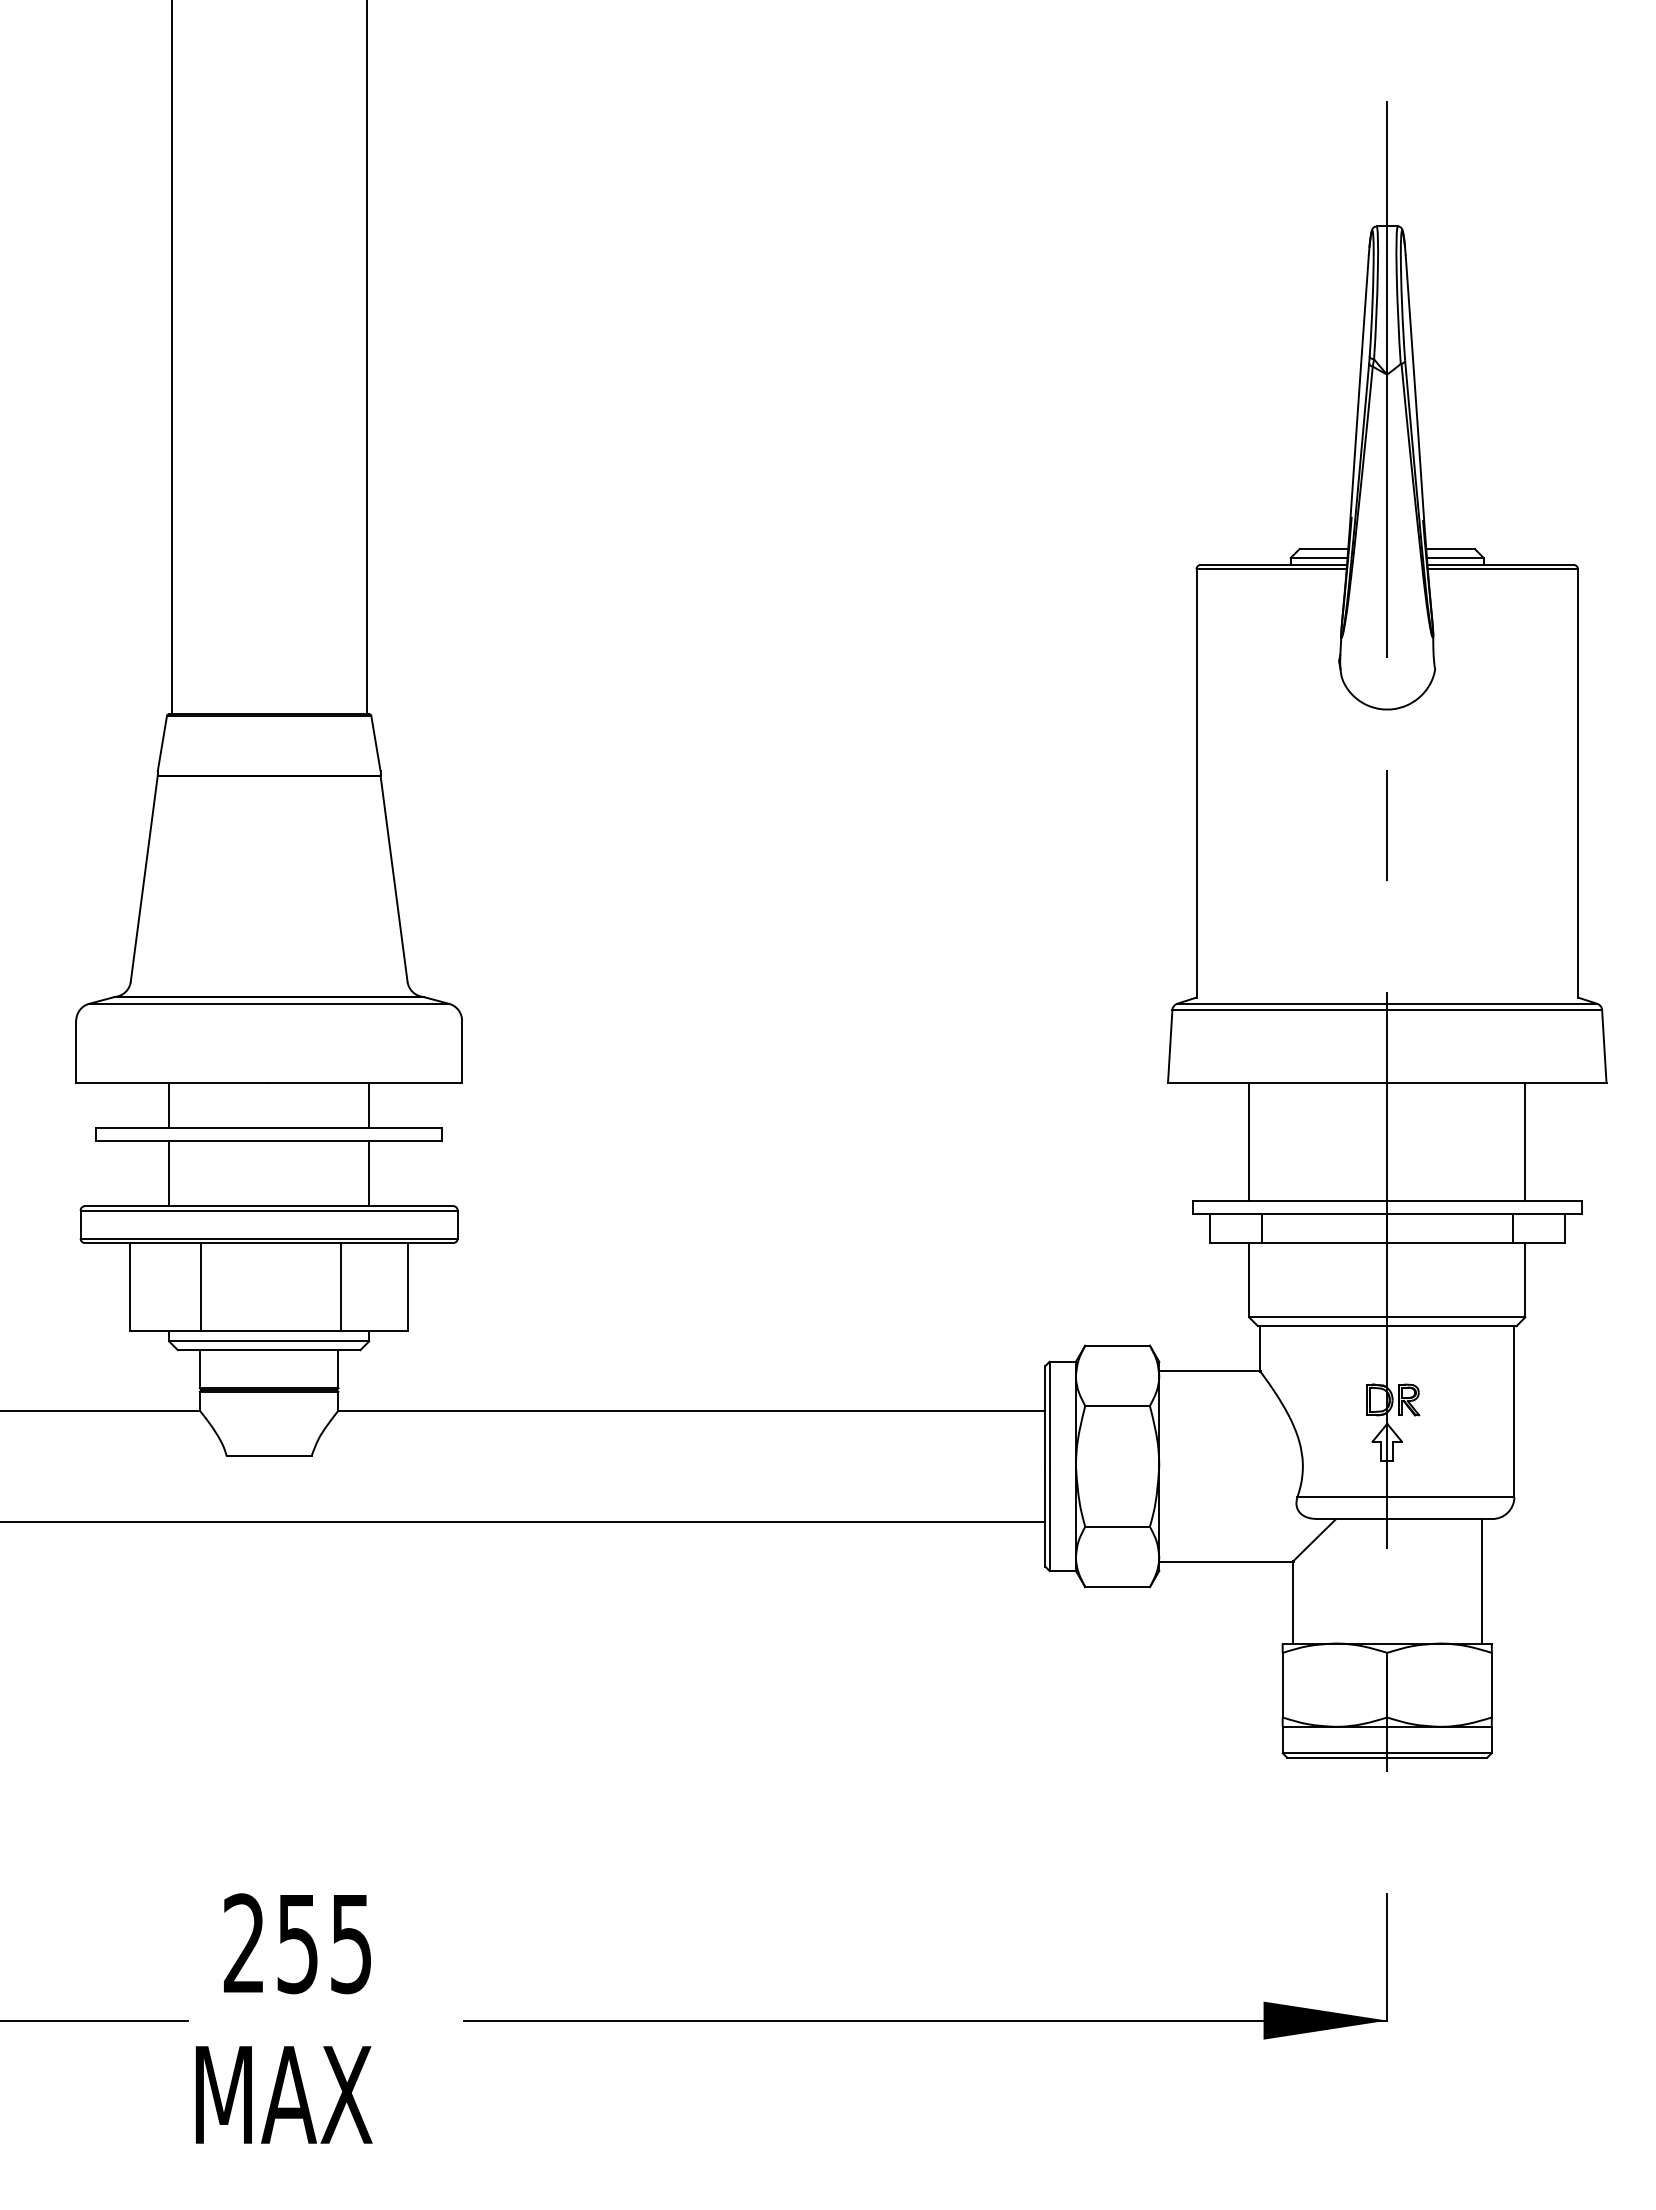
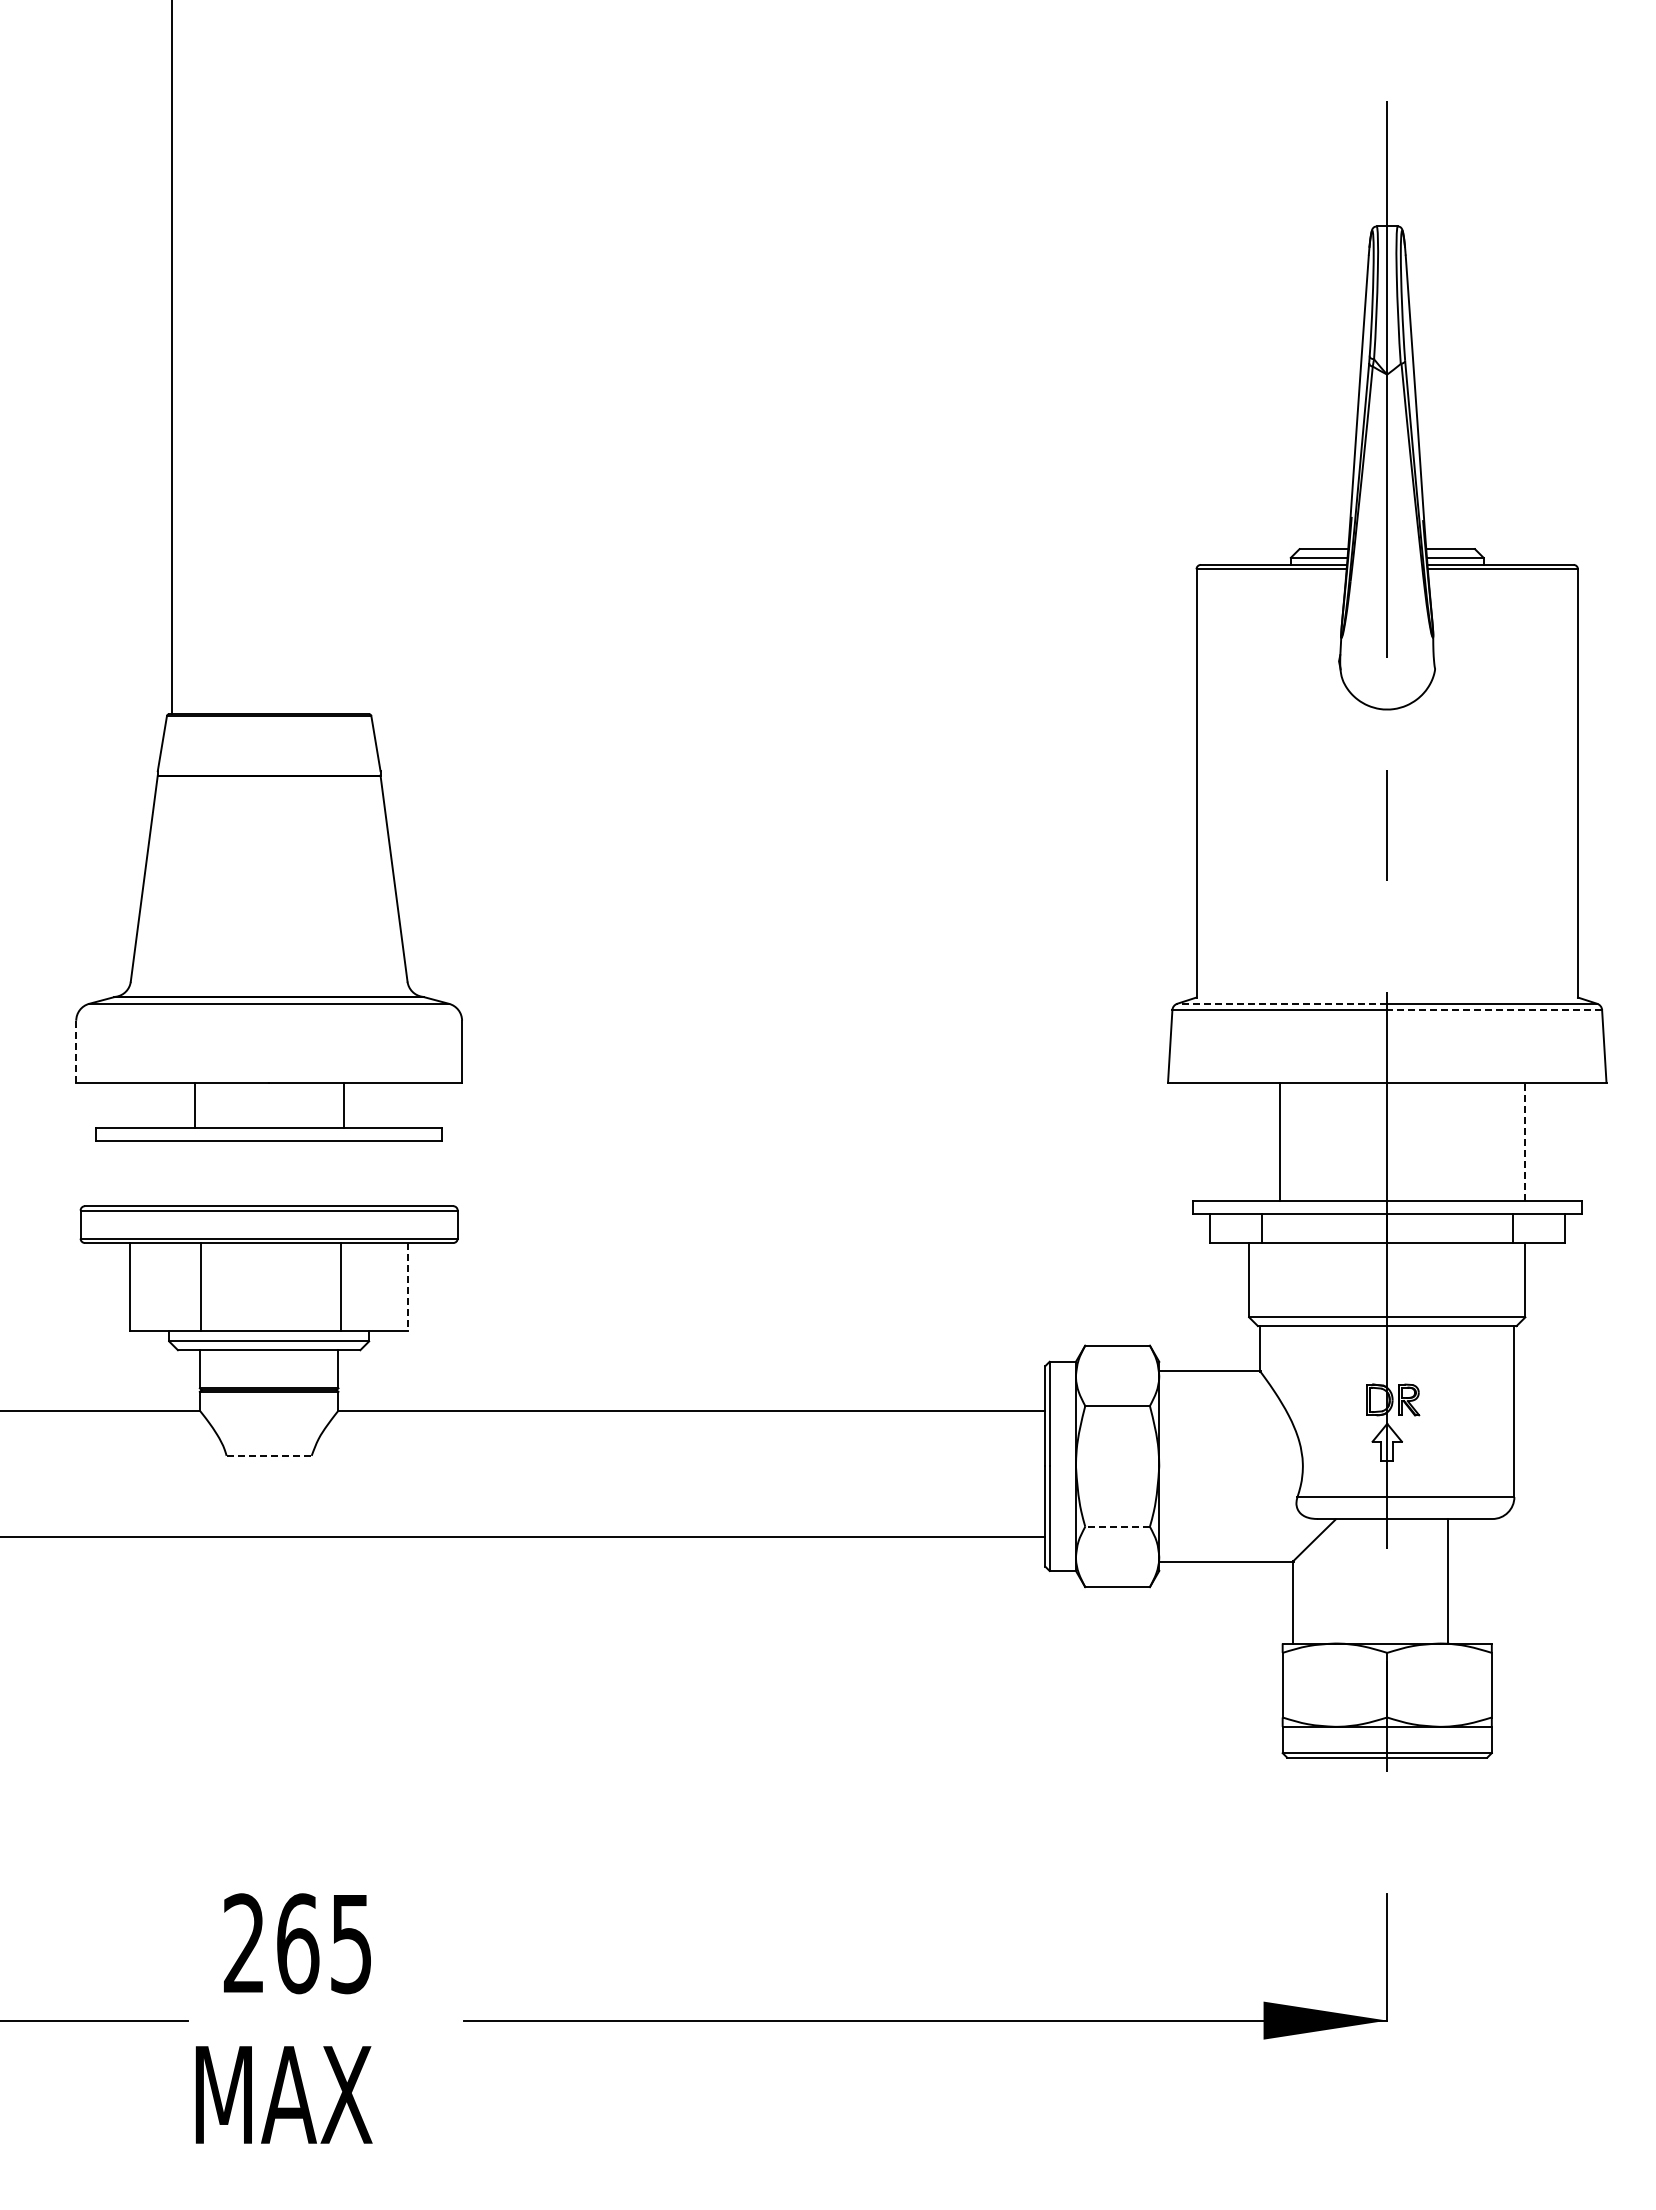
line: present -> none (366, 358)
line: solid -> dashed (1281, 1003)
line: solid -> dashed (1494, 1010)
line: solid -> dashed (76, 1051)
line position: (169, 1105) -> (195, 1105) (195, 1105)
line position: (369, 1105) -> (344, 1105) (344, 1105)
line position: (1249, 1141) -> (1280, 1141) (1280, 1141)
line: solid -> dashed (1525, 1141)
line: present -> none (169, 1173)
line: present -> none (369, 1173)
line: solid -> dashed (408, 1286)
line: solid -> dashed (269, 1455)
line position: (523, 1522) -> (523, 1537) (523, 1537)
line: solid -> dashed (1117, 1526)
line position: (1481, 1581) -> (1447, 1581) (1447, 1581)
text: 255 -> 265 (298, 1943)
